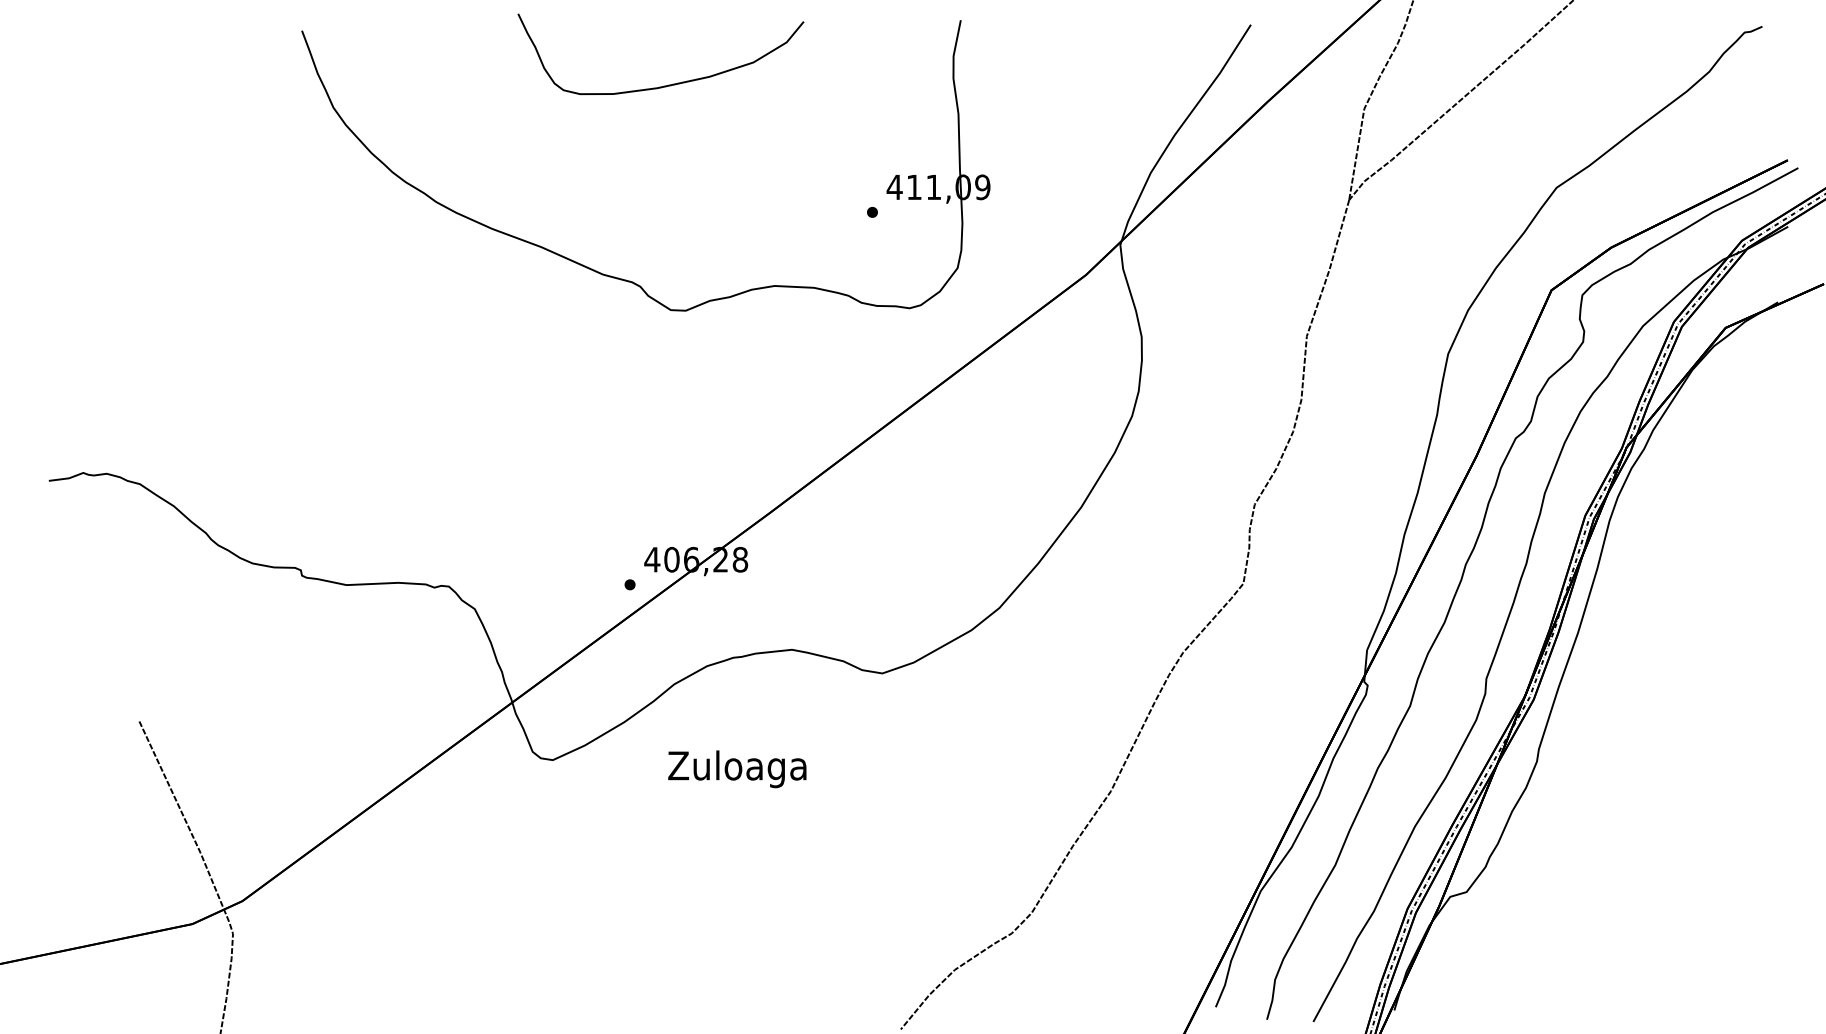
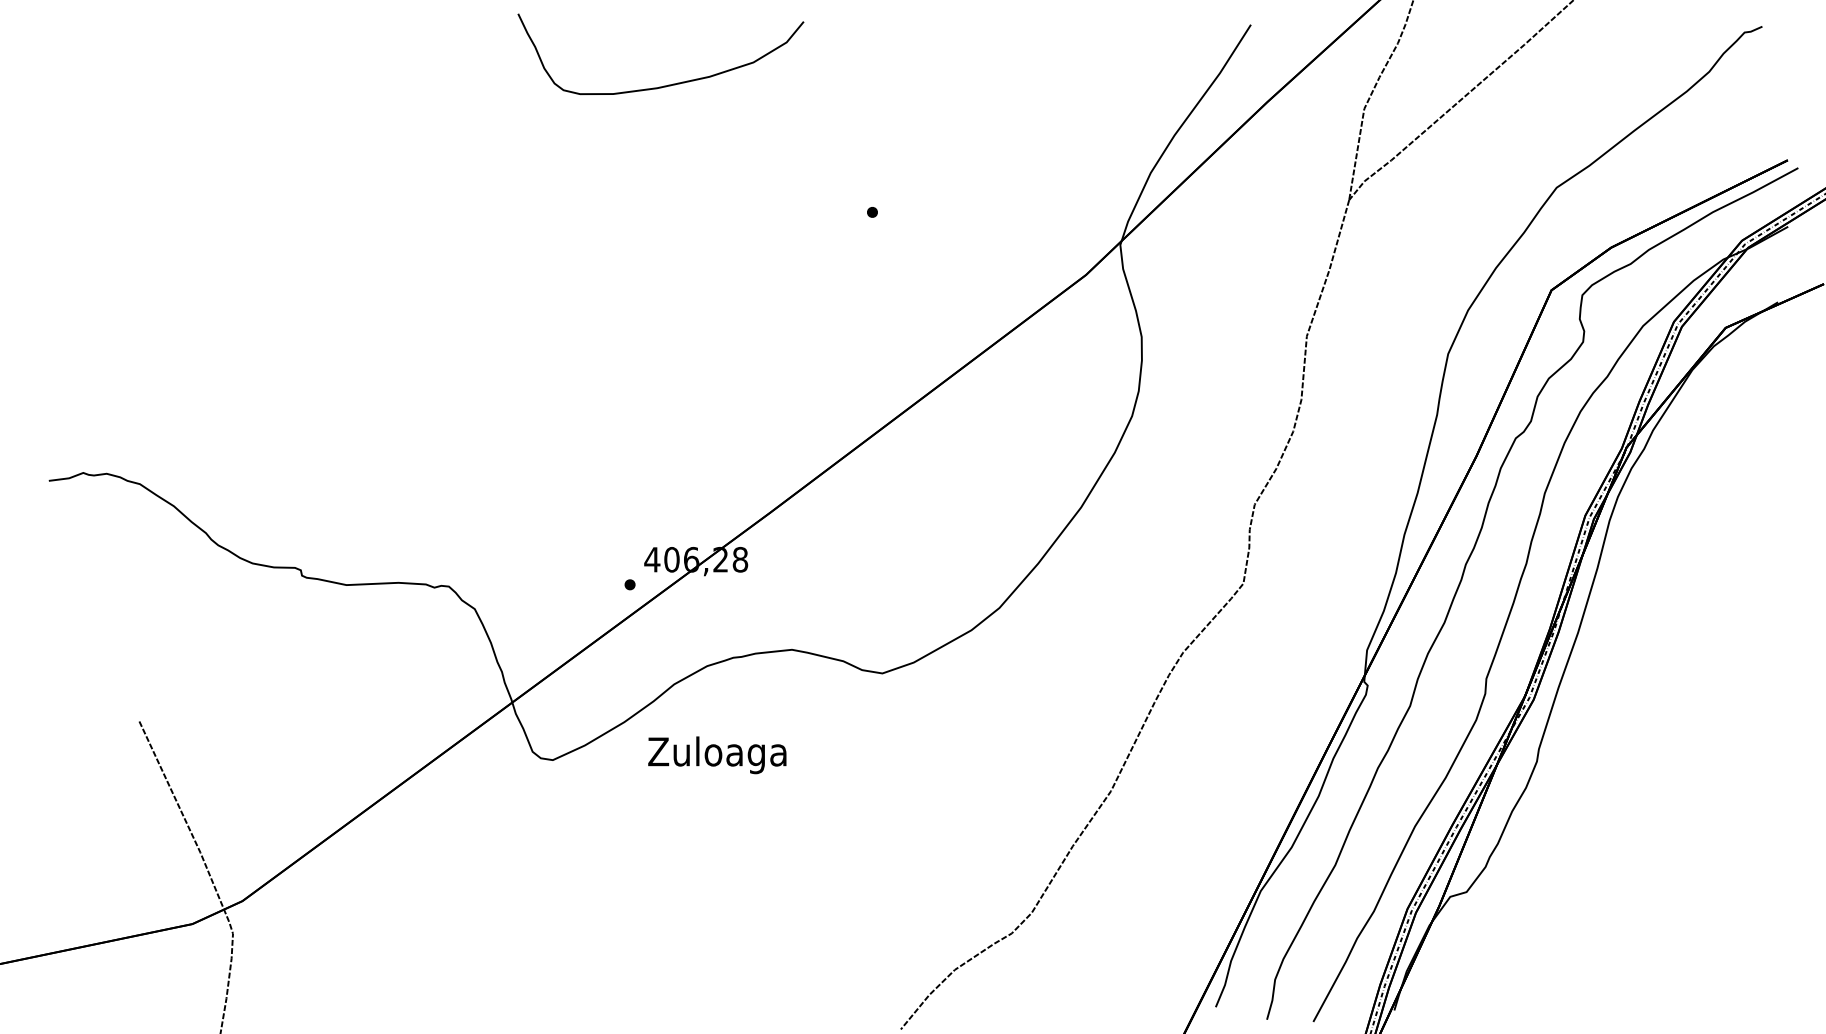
part: present -> none (611, 275)
text position: (737, 769) -> (717, 755) (717, 755)
